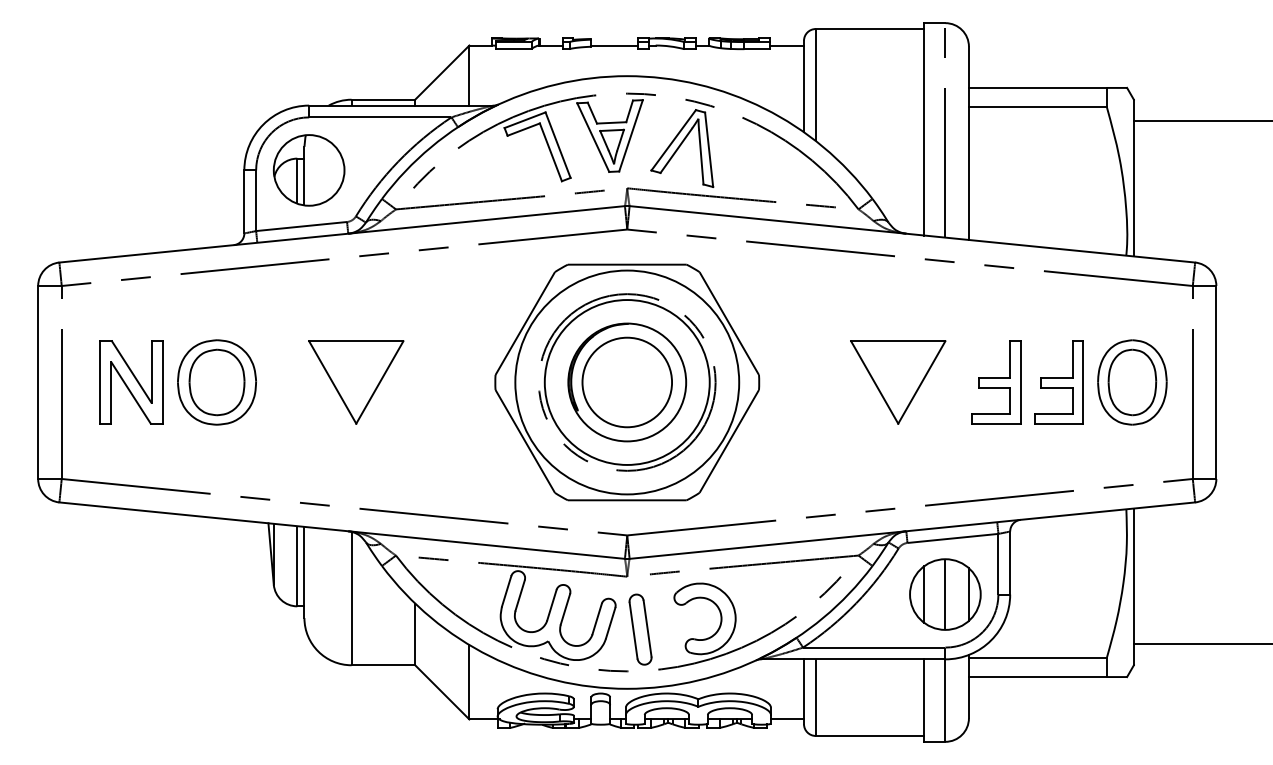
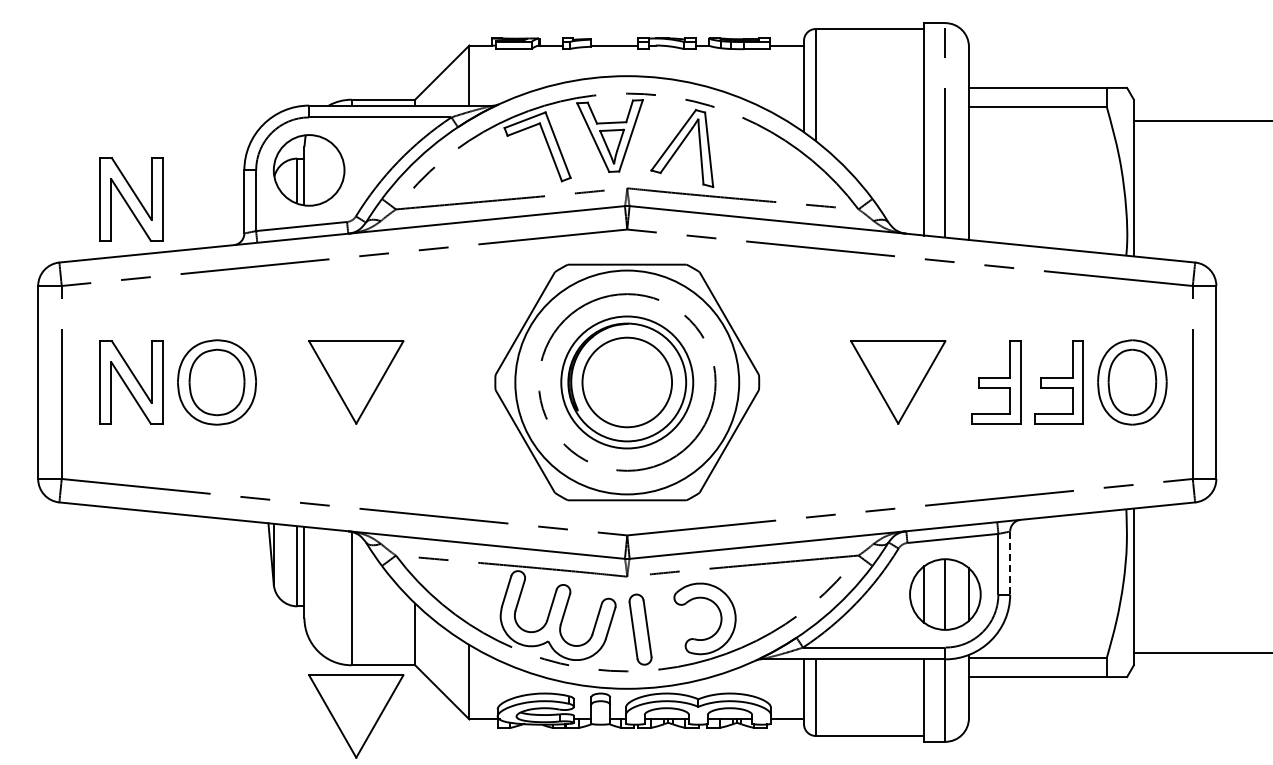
part: none -> present (131, 199)
circle diameter: 165 px -> 132 px (627, 382)
line: solid -> dashed (1010, 563)
line position: (1201, 644) -> (1201, 653) (1201, 653)
part: none -> present (356, 716)
